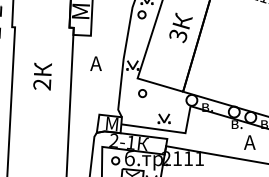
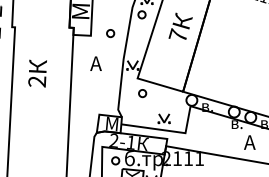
part: none -> present (110, 33)
text: 3 -> 7 (177, 35)
text position: (42, 76) -> (37, 73) (37, 73)
